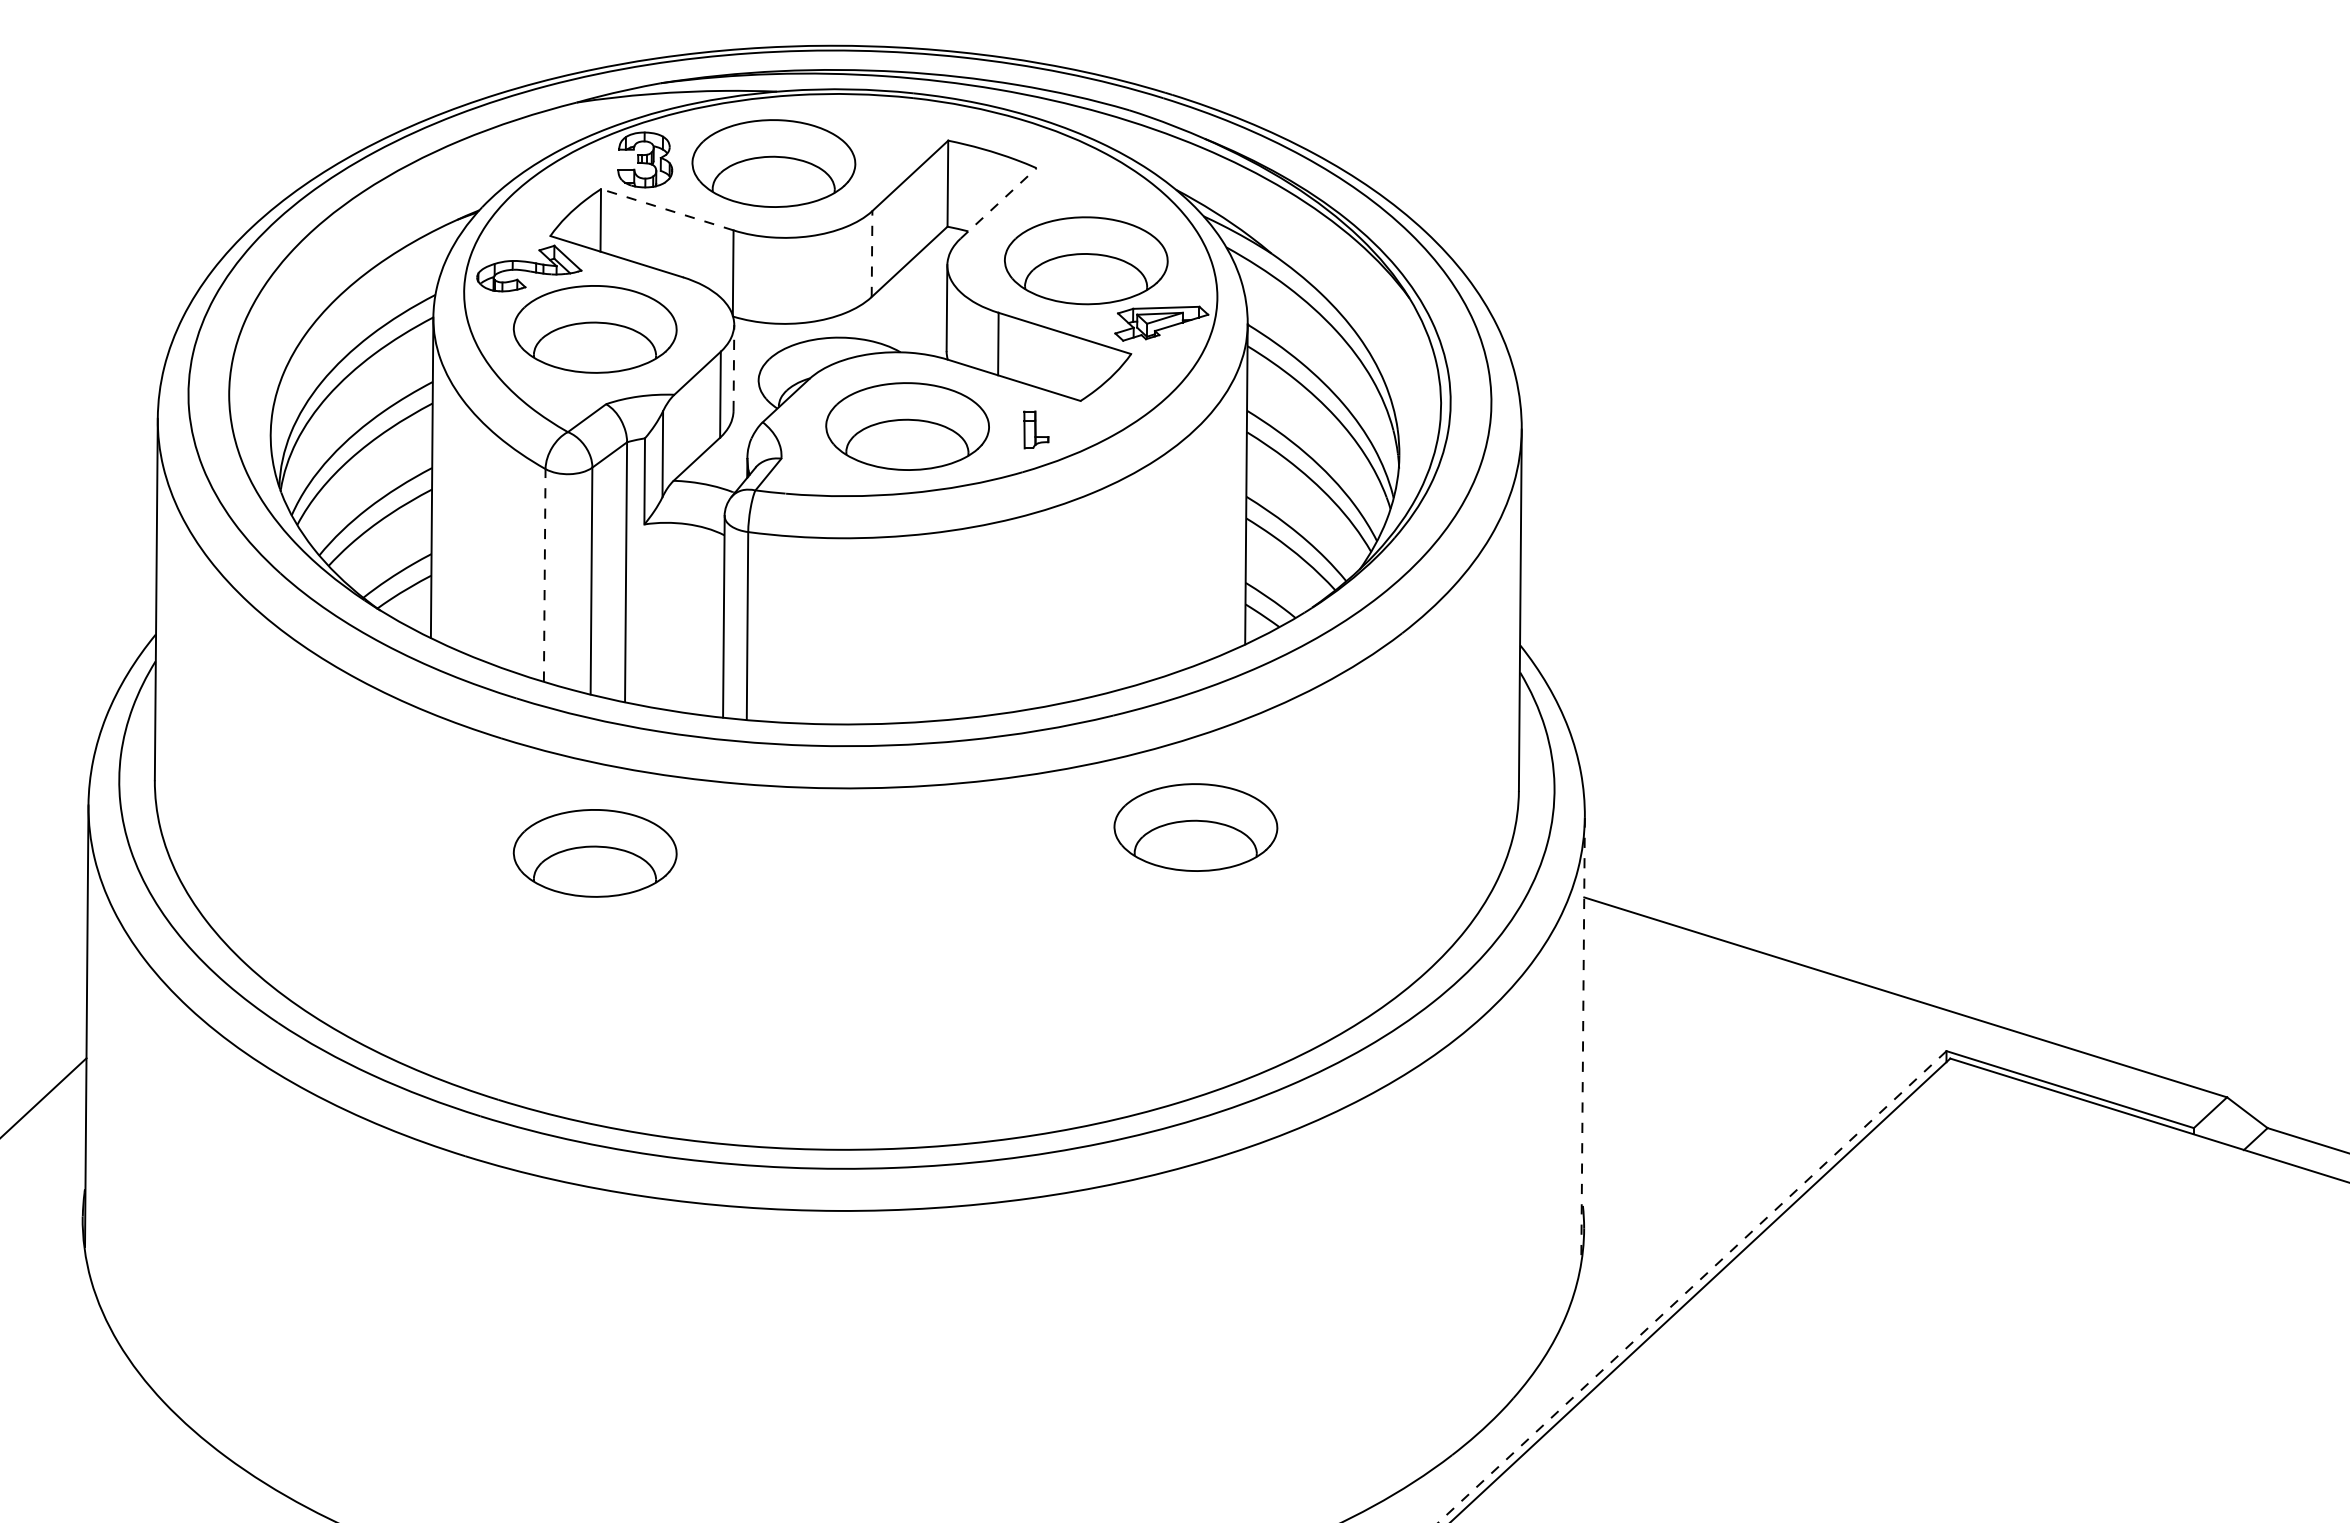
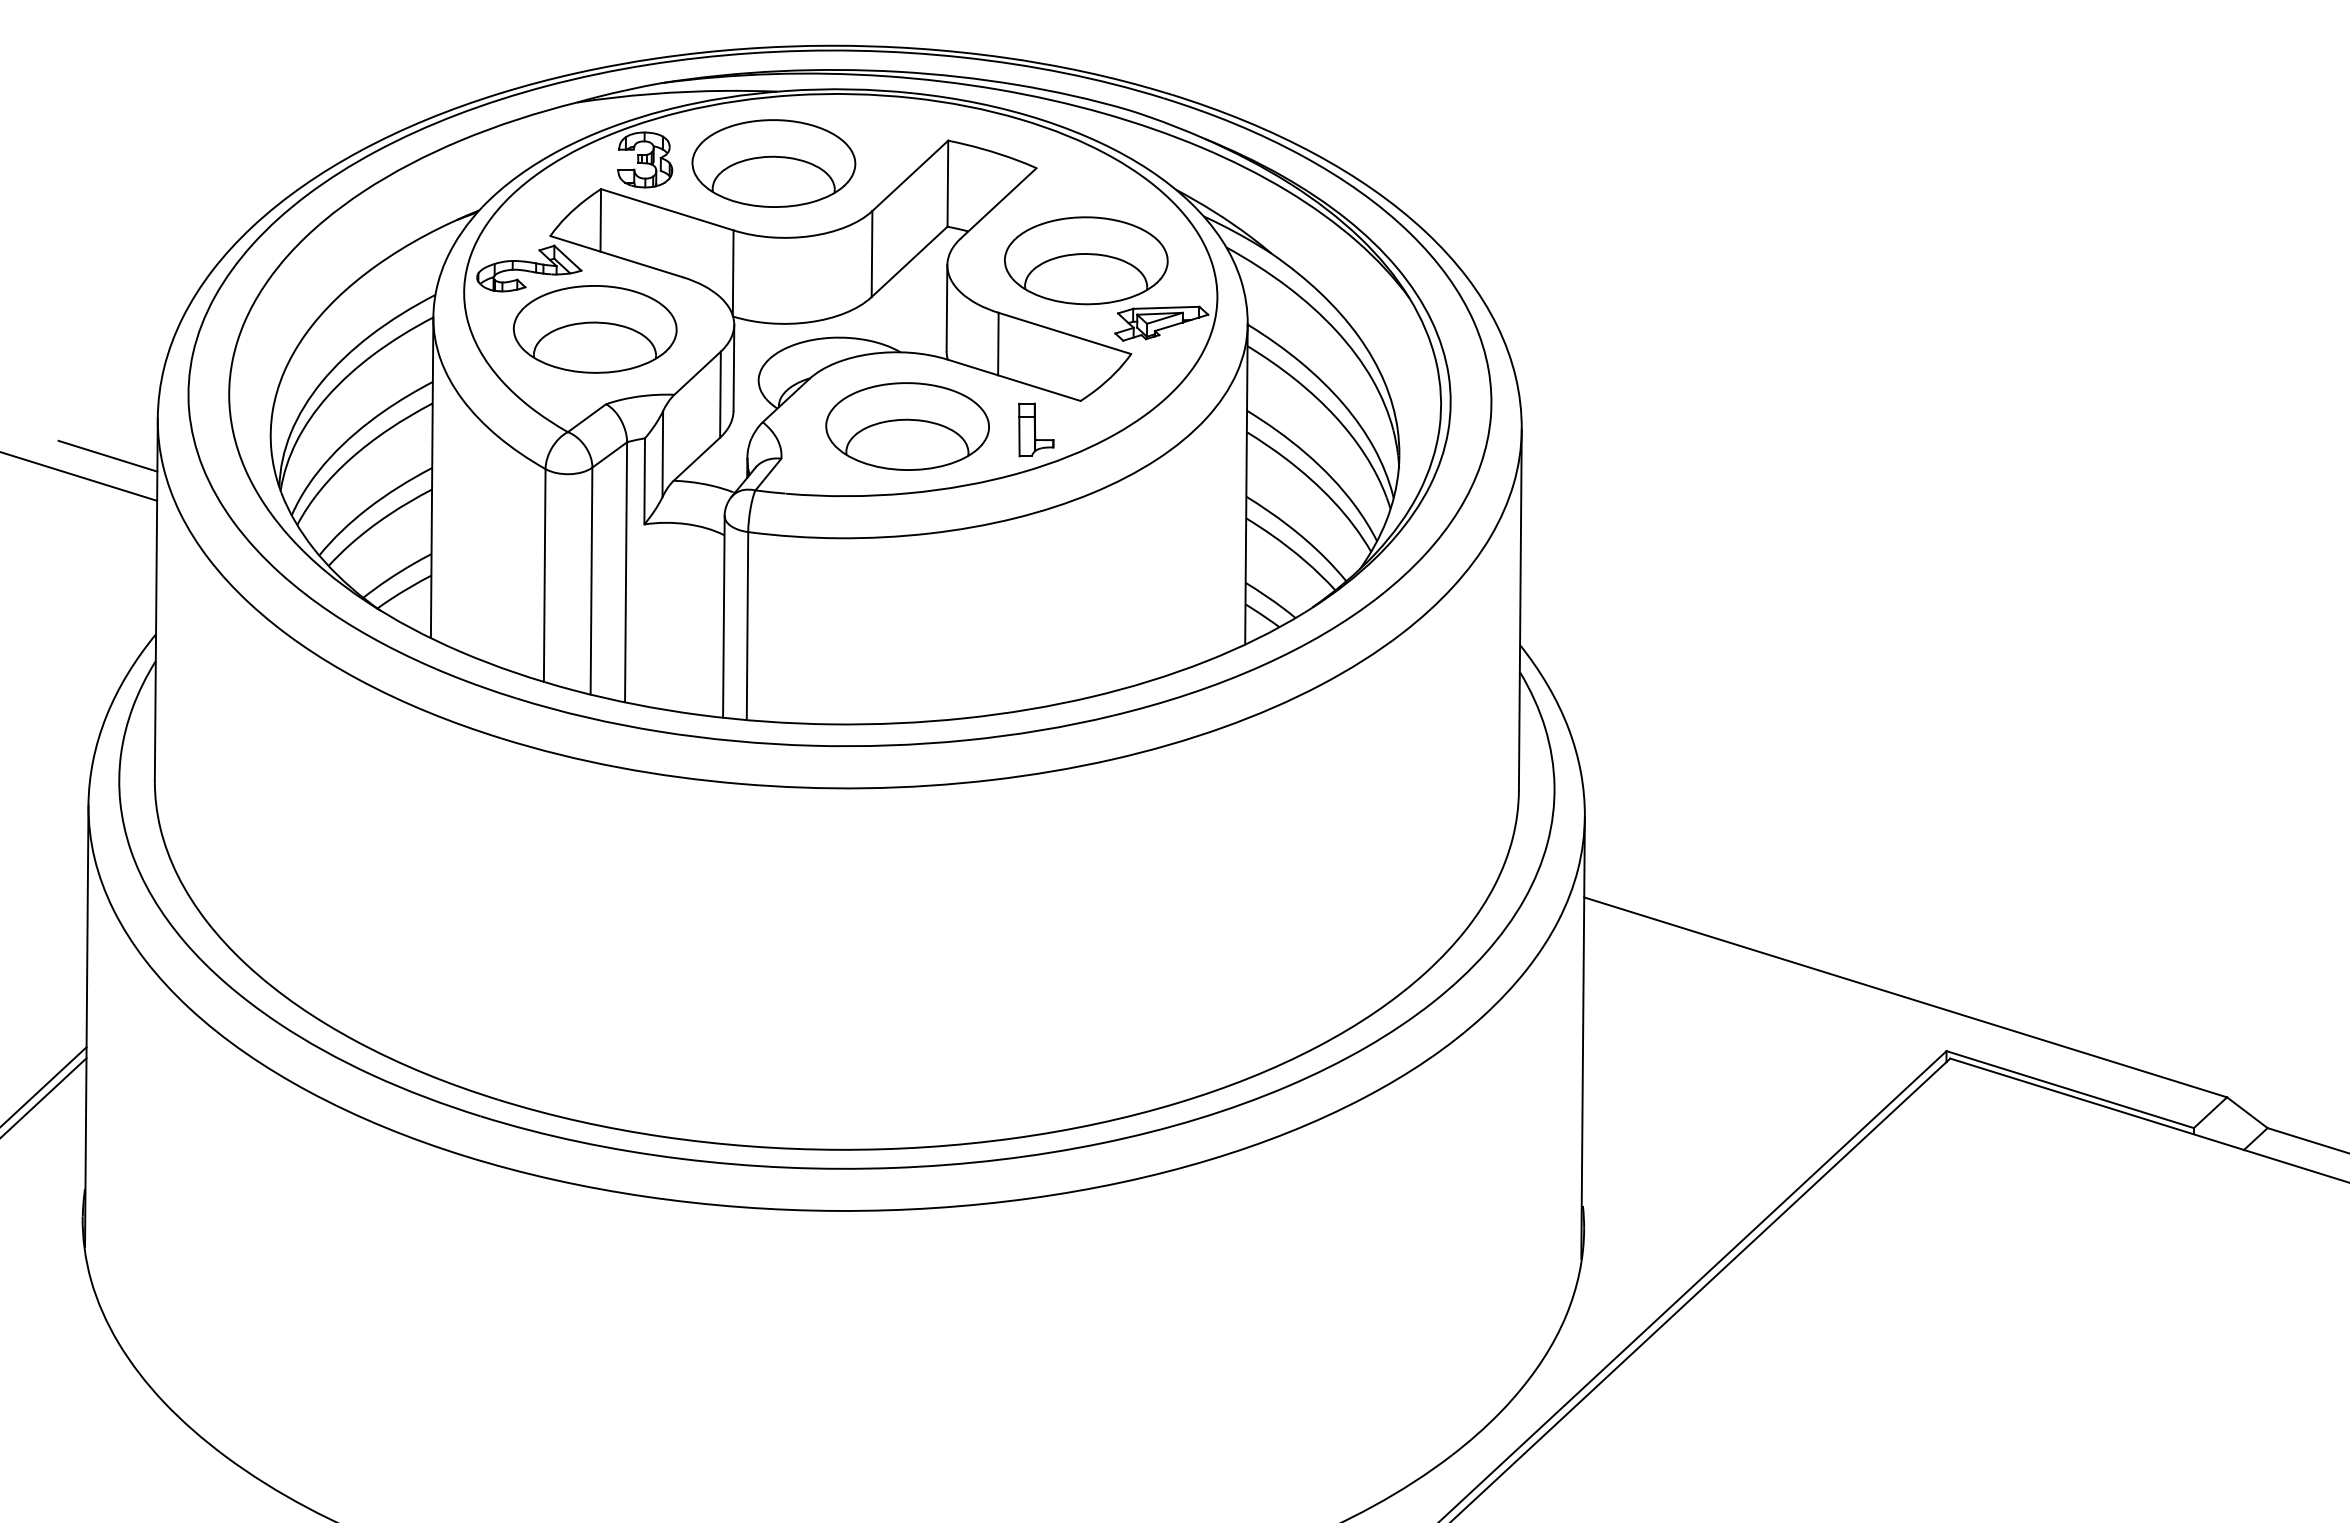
line: dashed -> solid (998, 203)
line: dashed -> solid (666, 209)
line: dashed -> solid (872, 253)
line: dashed -> solid (733, 367)
part size: 27x40 px -> 37x56 px (1036, 429)
line: none -> present (107, 455)
line: none -> present (79, 476)
line: dashed -> solid (544, 574)
part: present -> none (1195, 827)
part: present -> none (594, 853)
line: dashed -> solid (1583, 1038)
line: none -> present (44, 1086)
line: dashed -> solid (1692, 1287)
